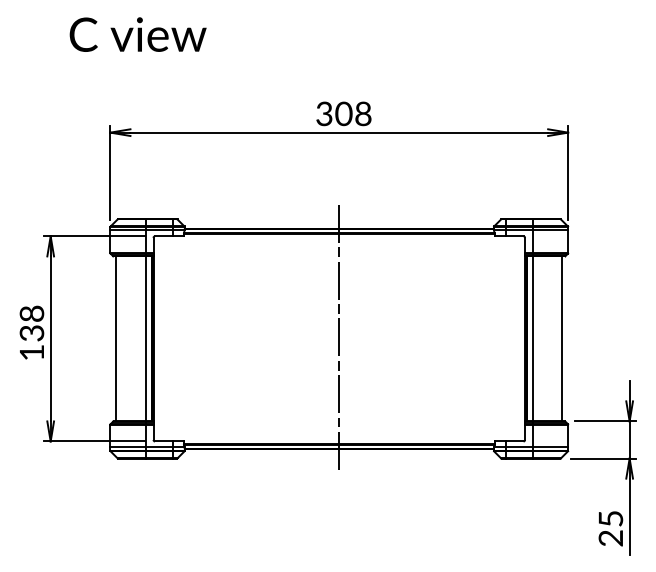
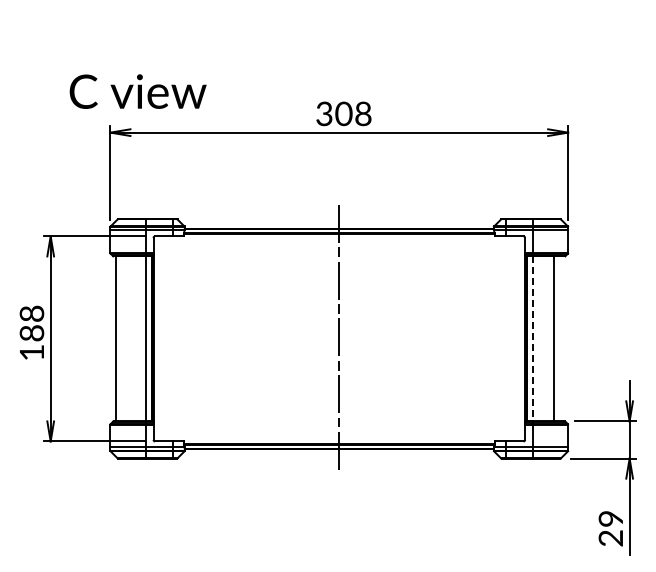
text position: (137, 34) -> (137, 91) (137, 91)
text: 138 -> 188 (31, 333)
line position: (562, 338) -> (554, 338) (554, 338)
line: solid -> dashed (532, 339)
text: 25 -> 29 (610, 518)
